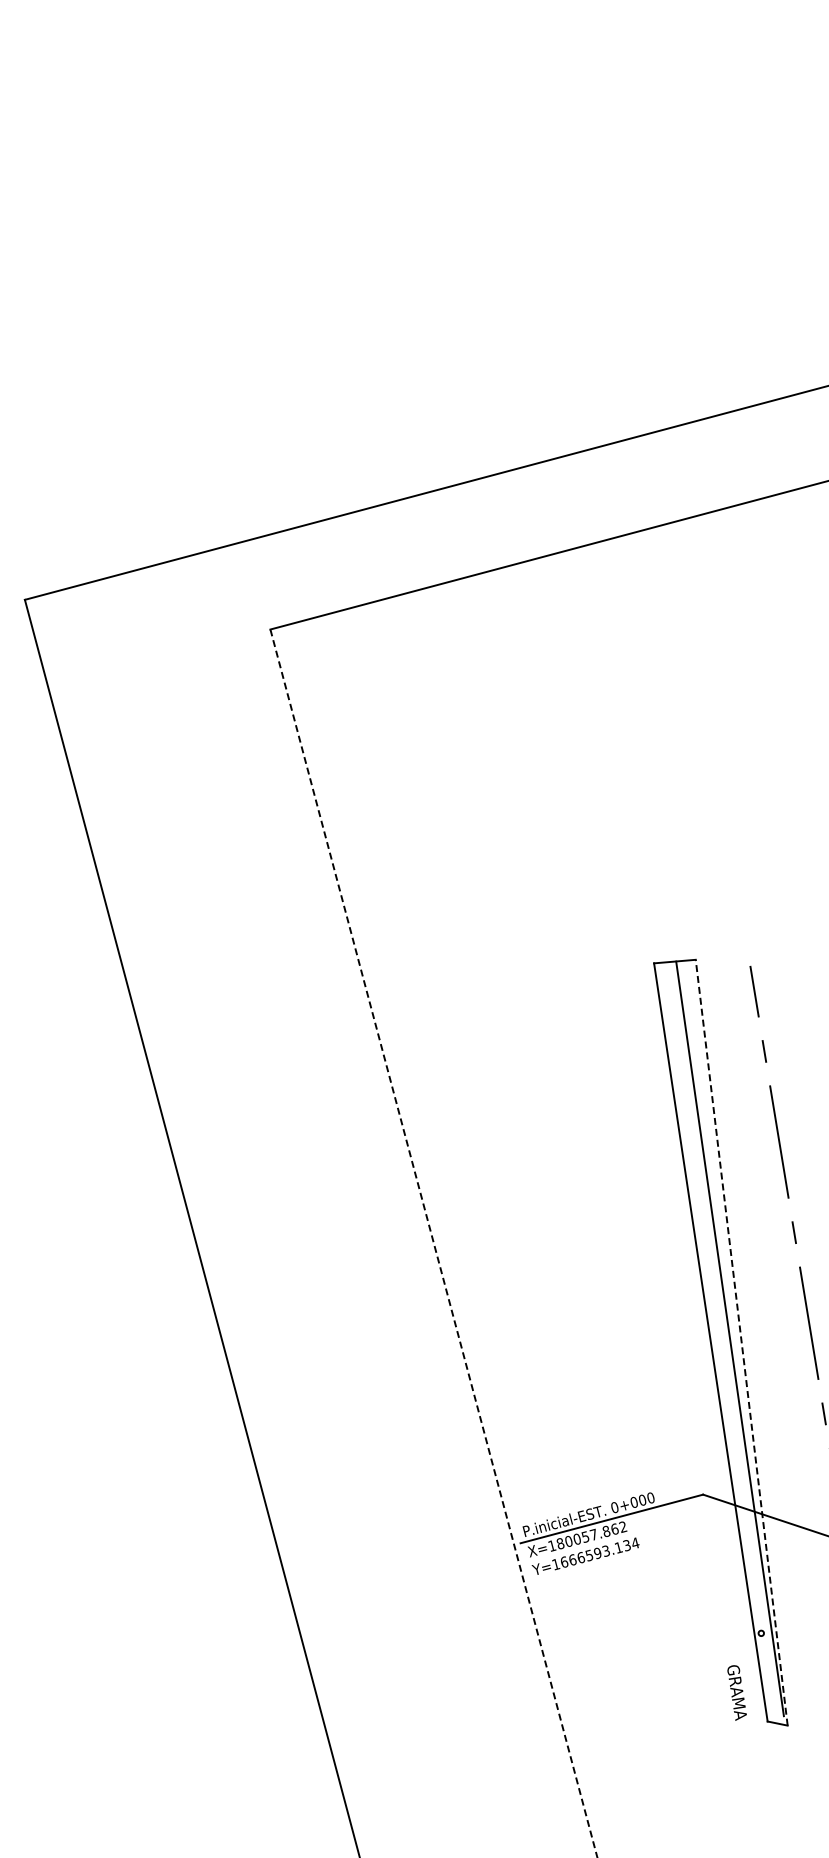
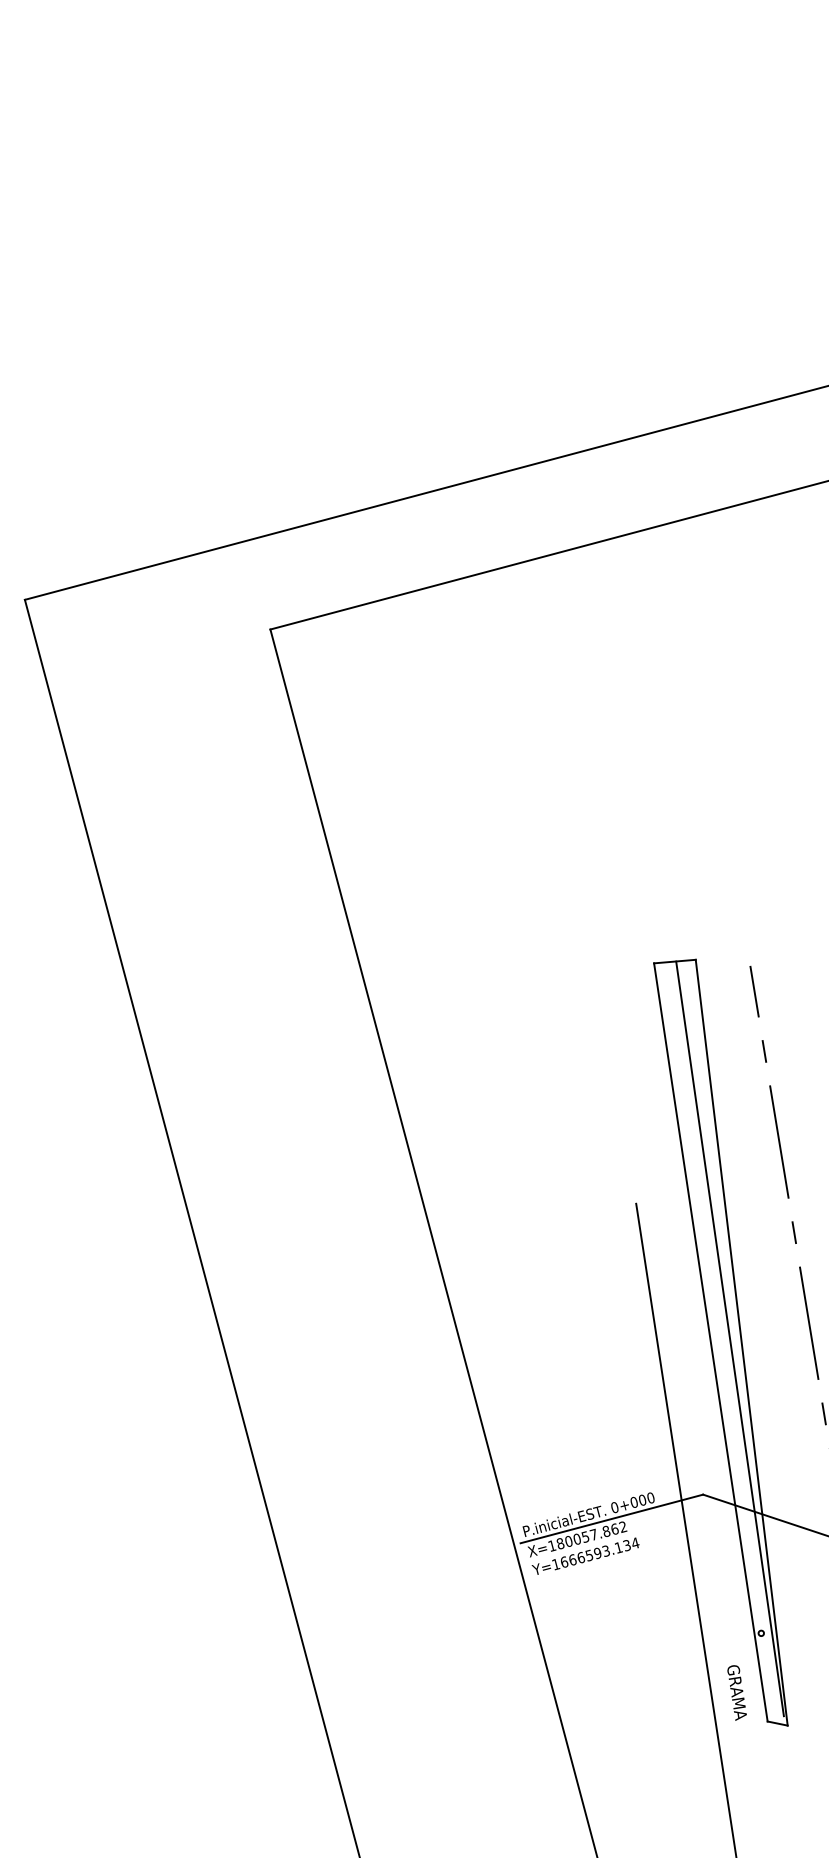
line: dashed -> solid (434, 1244)
line: dashed -> solid (741, 1342)
line: none -> present (685, 1528)
